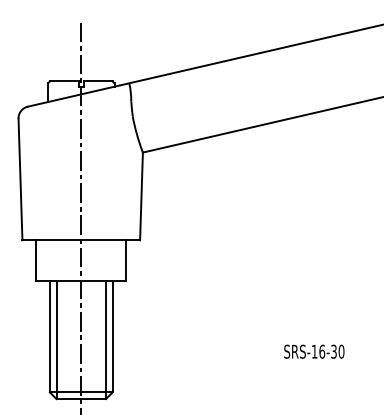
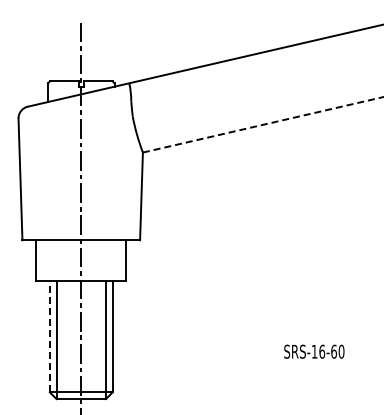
line: solid -> dashed (263, 124)
line: solid -> dashed (49, 336)
text: SRS-16-30 -> SRS-16-60 (333, 351)
